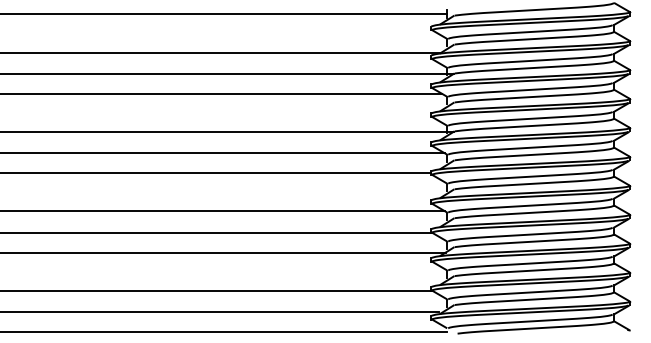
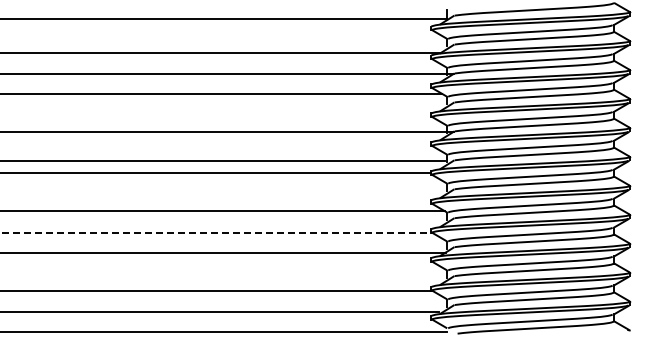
line position: (224, 14) -> (224, 19) (224, 19)
line position: (223, 153) -> (223, 161) (223, 161)
line: solid -> dashed (216, 232)
